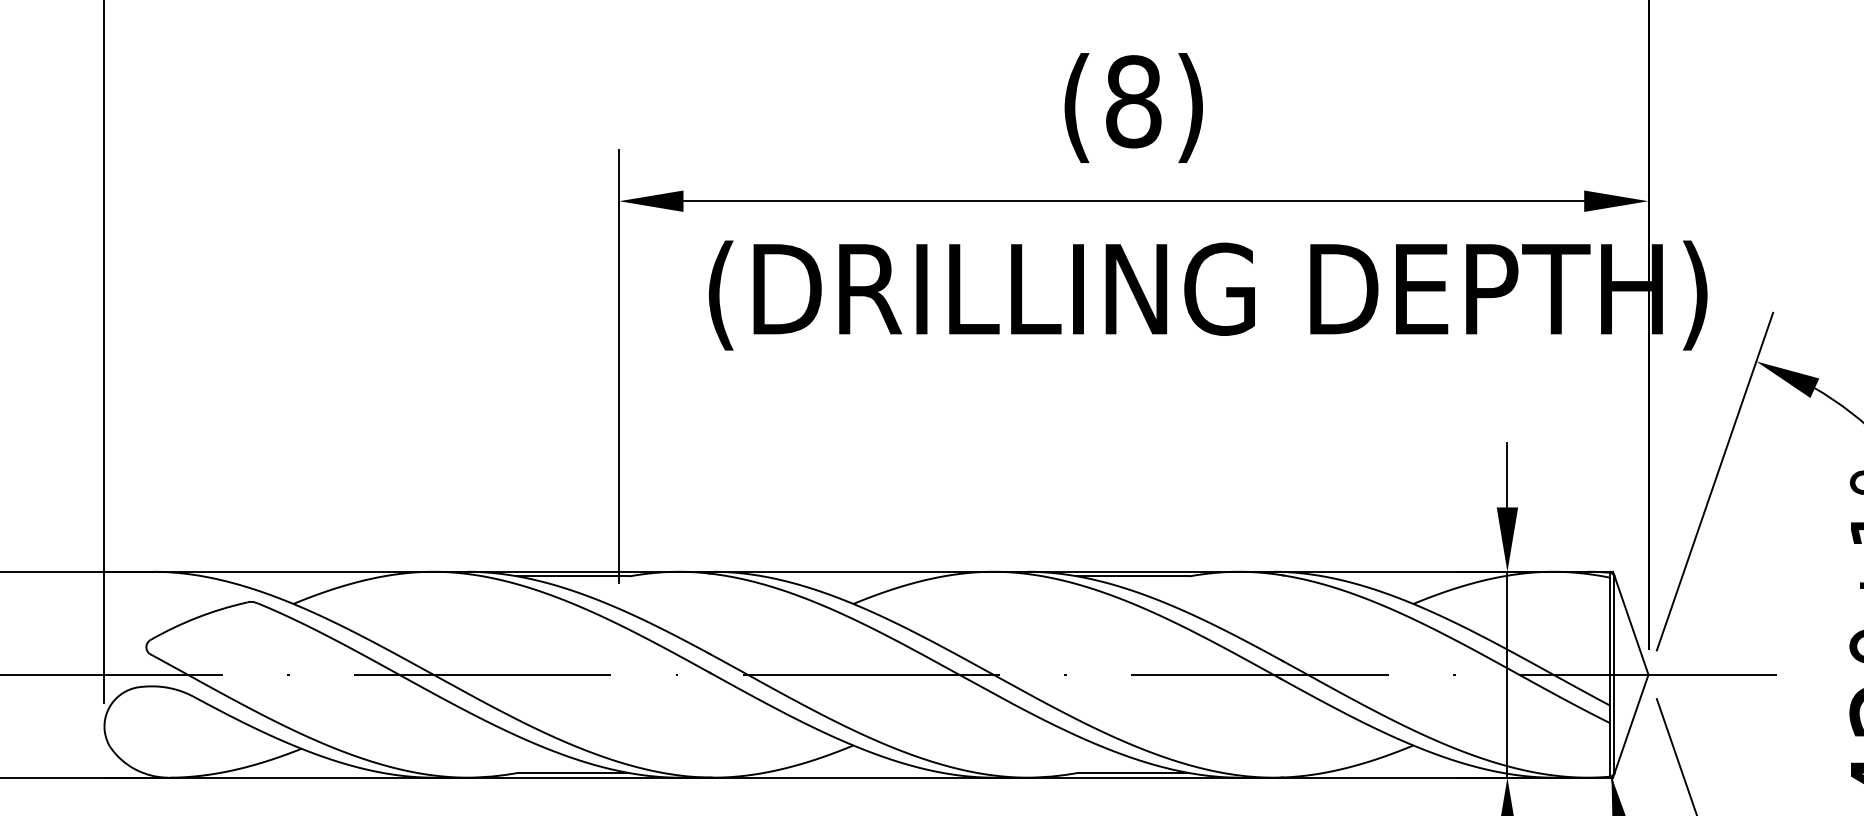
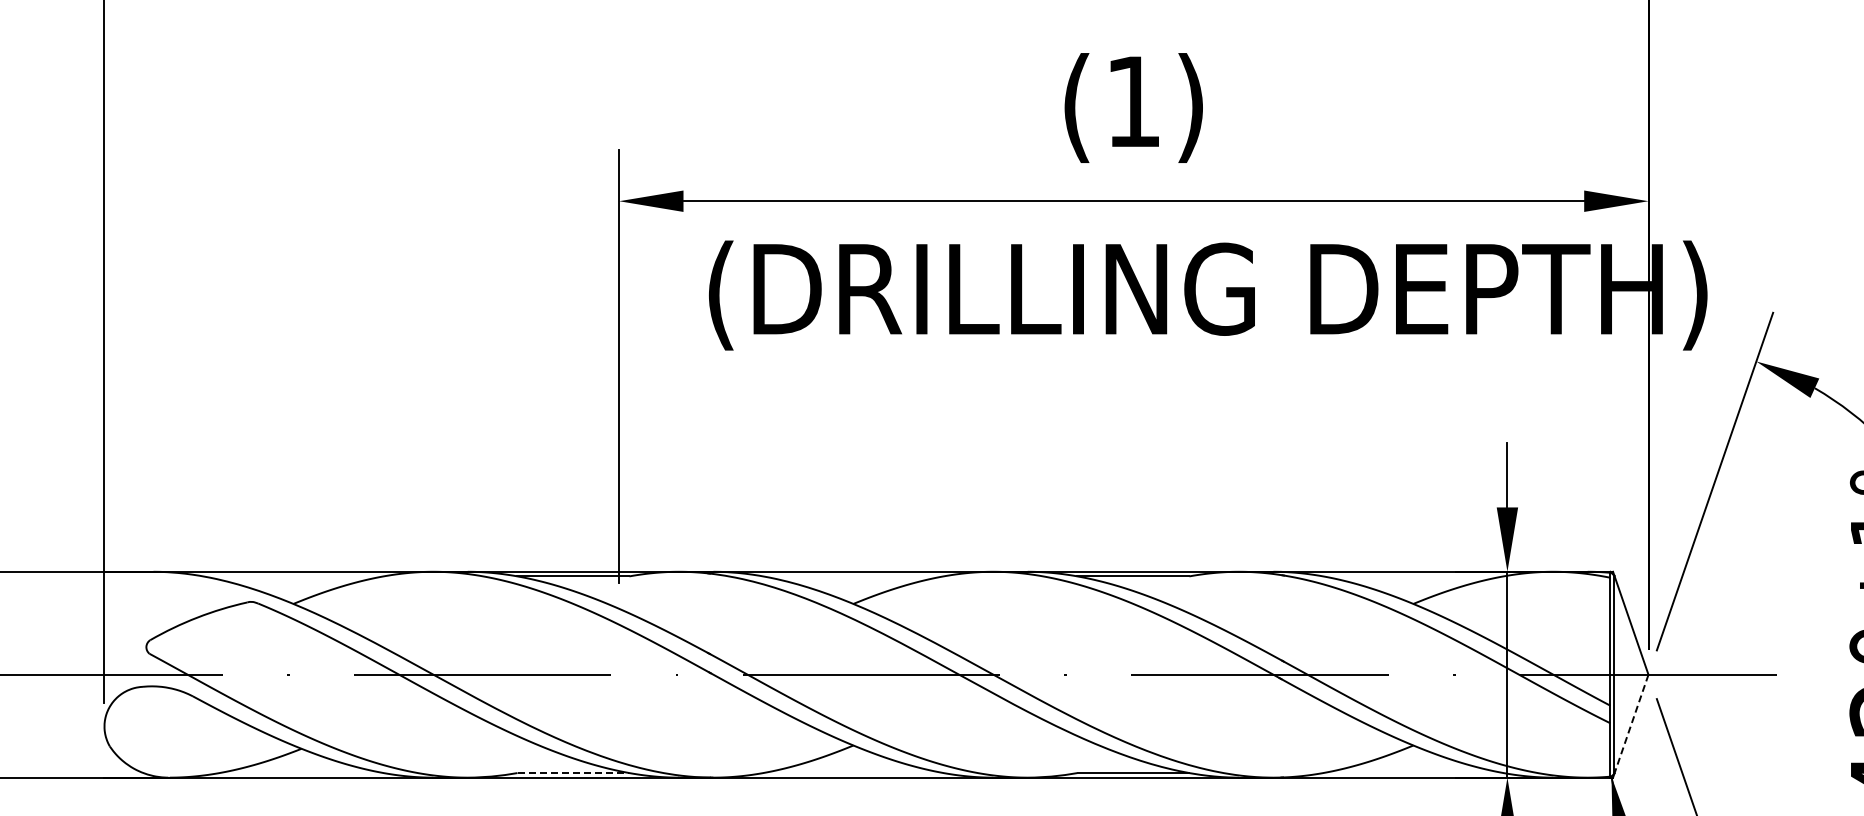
text: (8) -> (1) (1133, 101)
line: solid -> dashed (1631, 724)
line: solid -> dashed (573, 773)
